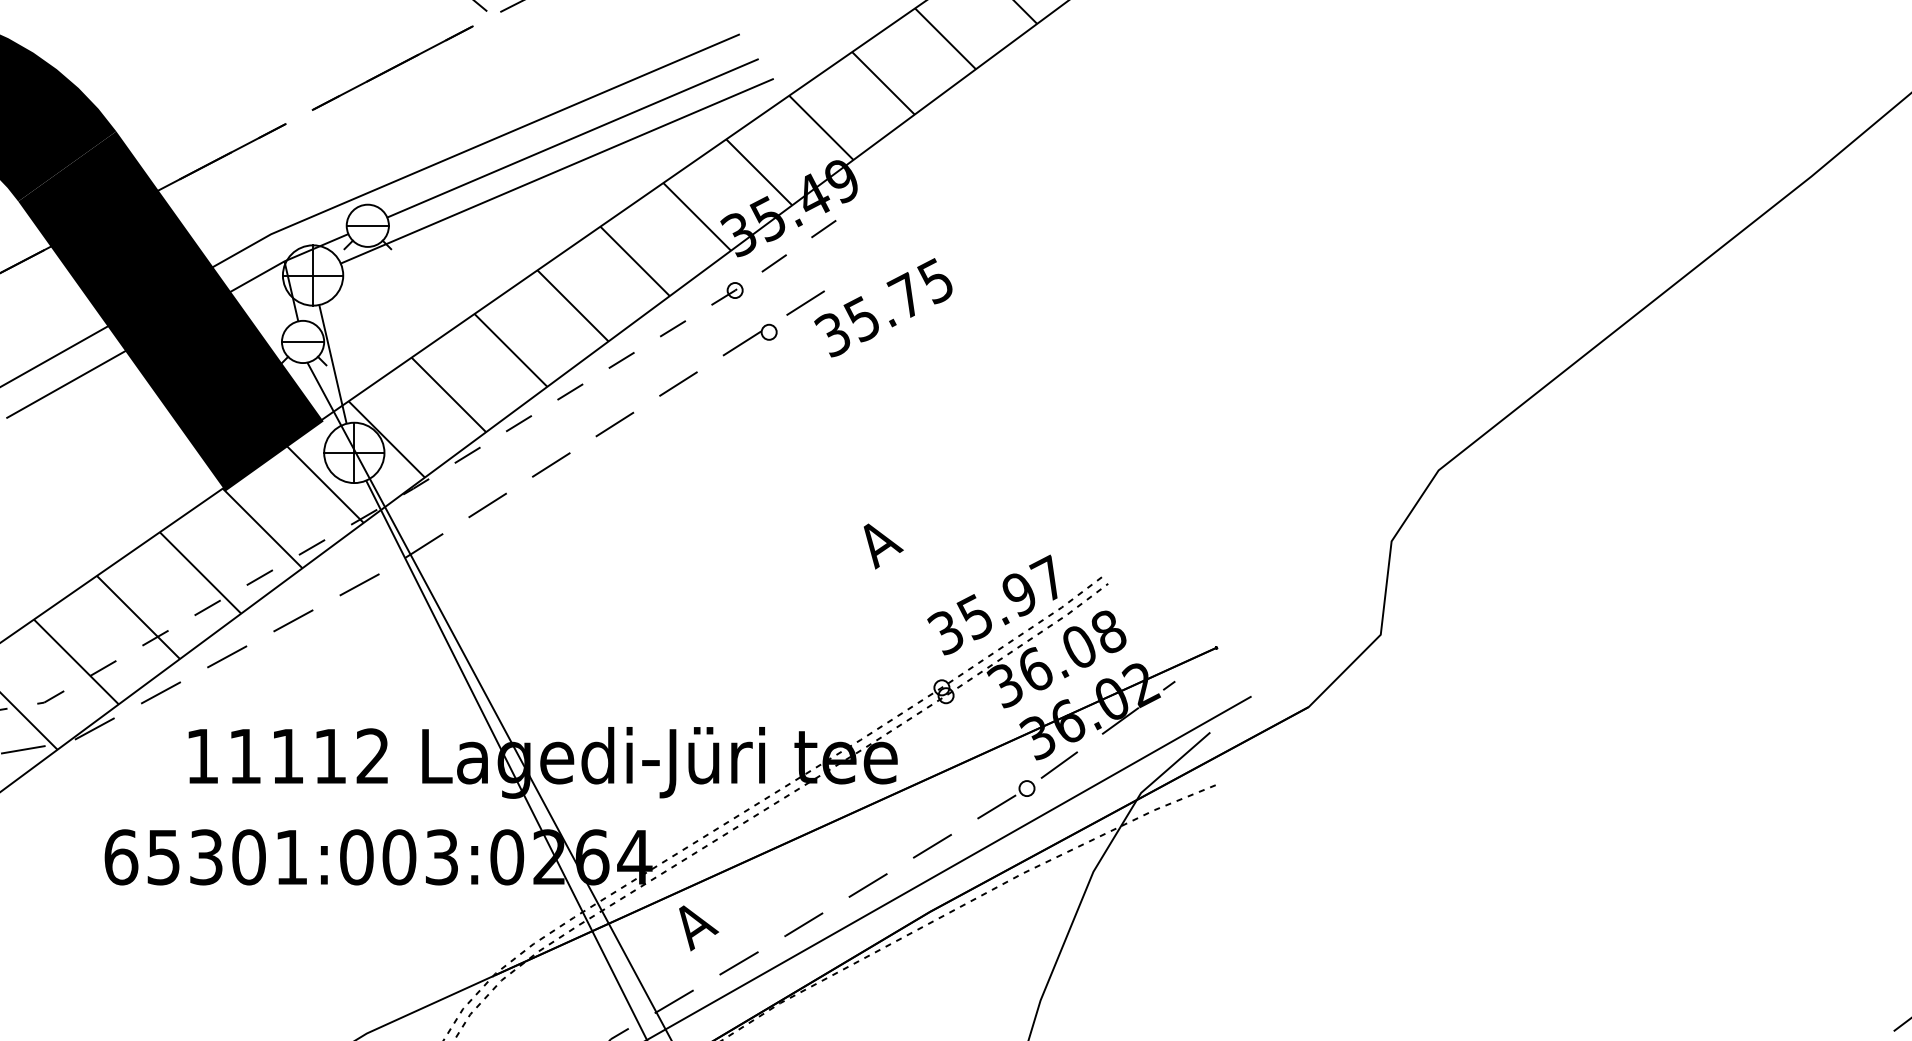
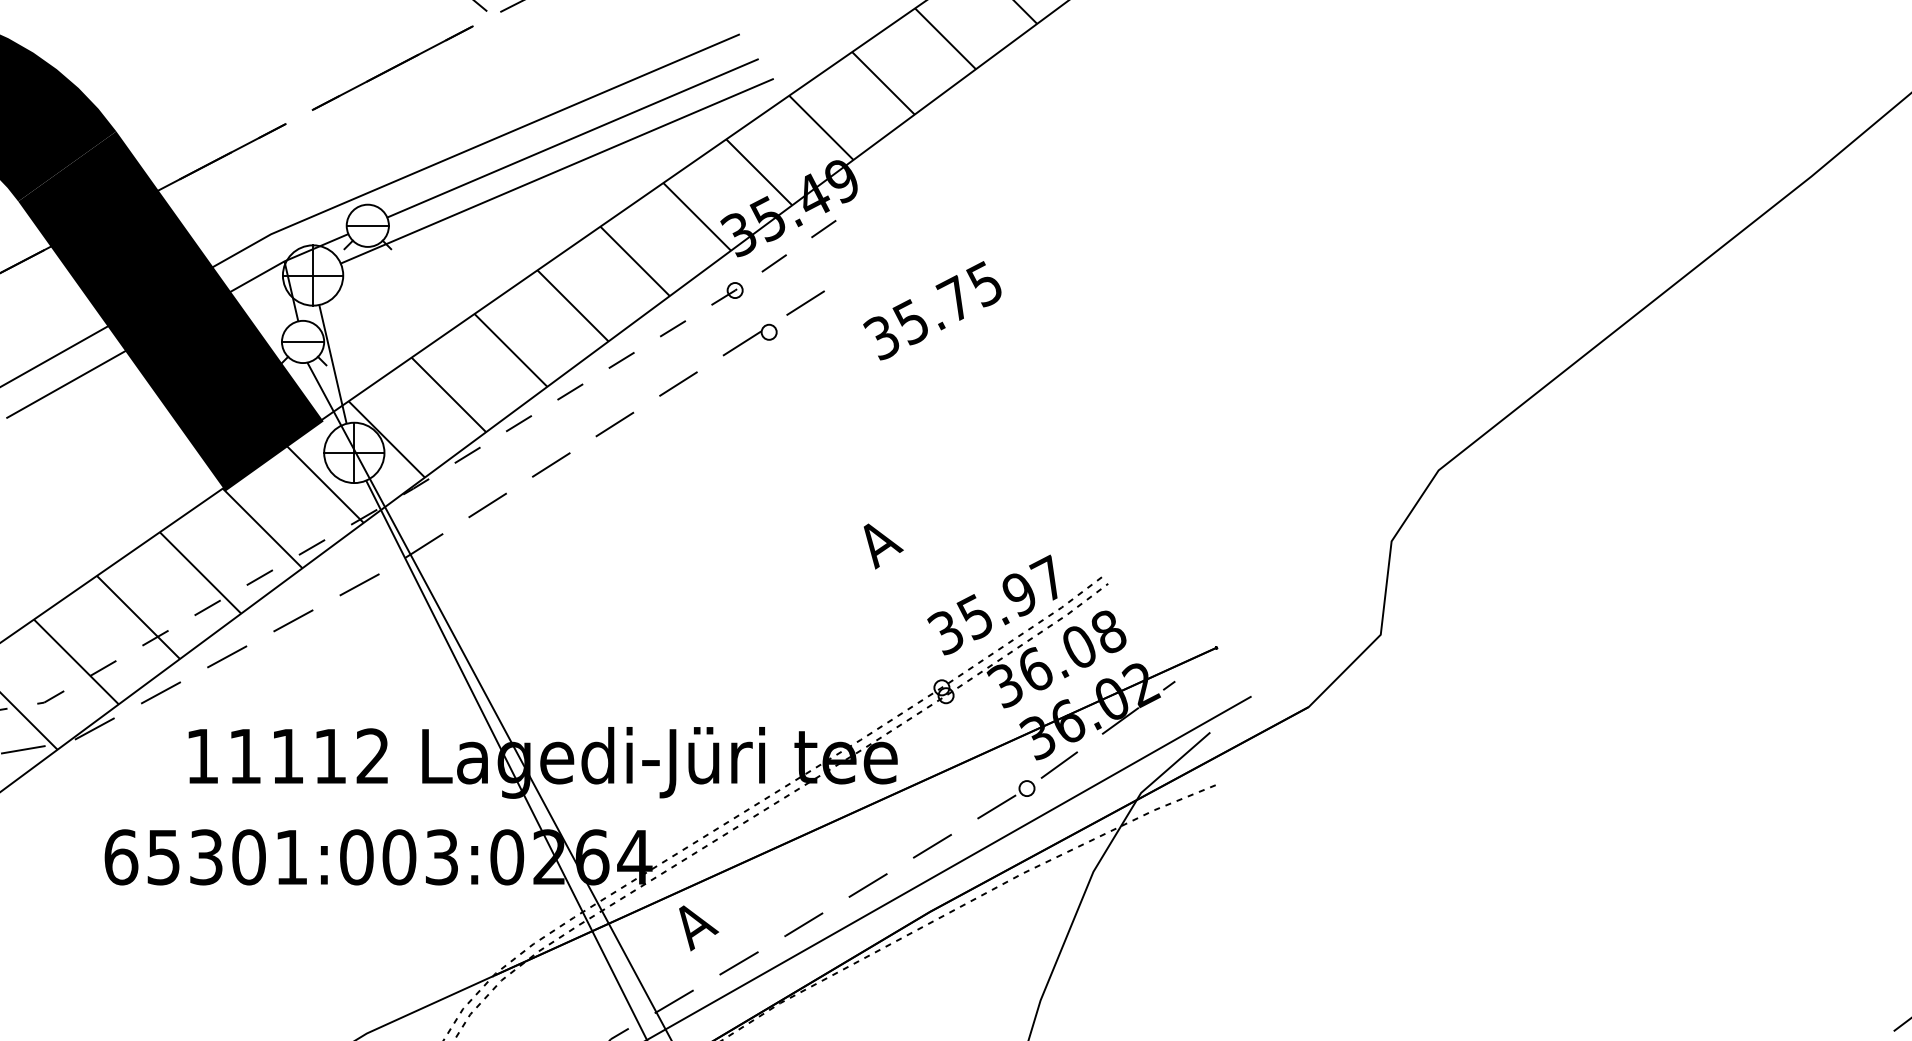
text position: (883, 307) -> (932, 310) (932, 310)
